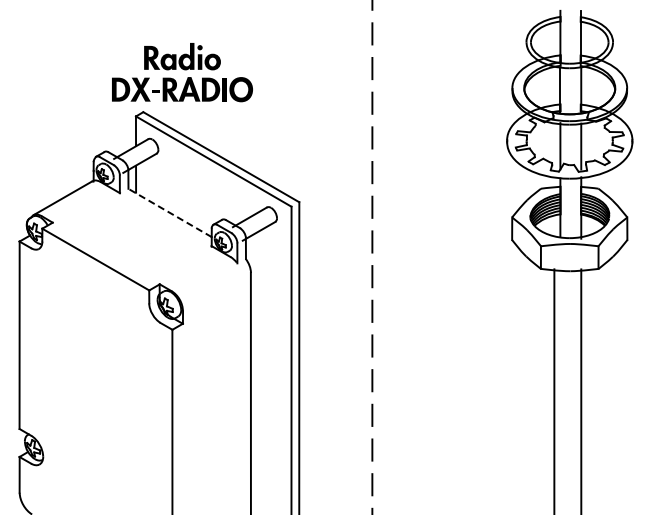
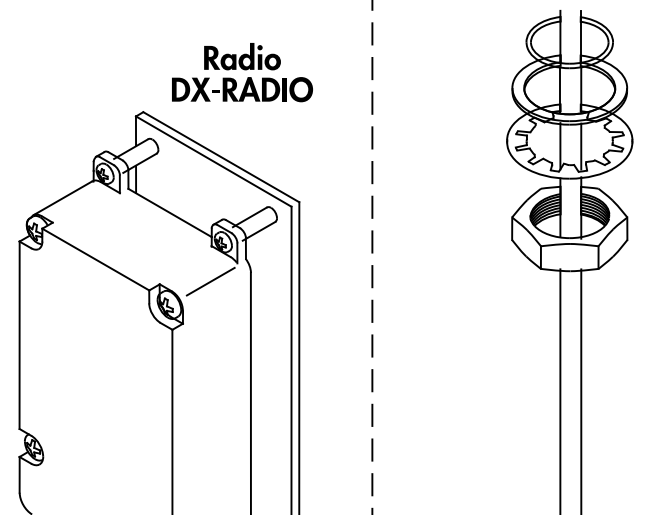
part position: (182, 72) -> (242, 72) (242, 72)
line: dashed -> solid (169, 212)
line: none -> present (210, 281)
line position: (554, 390) -> (560, 390) (560, 390)
